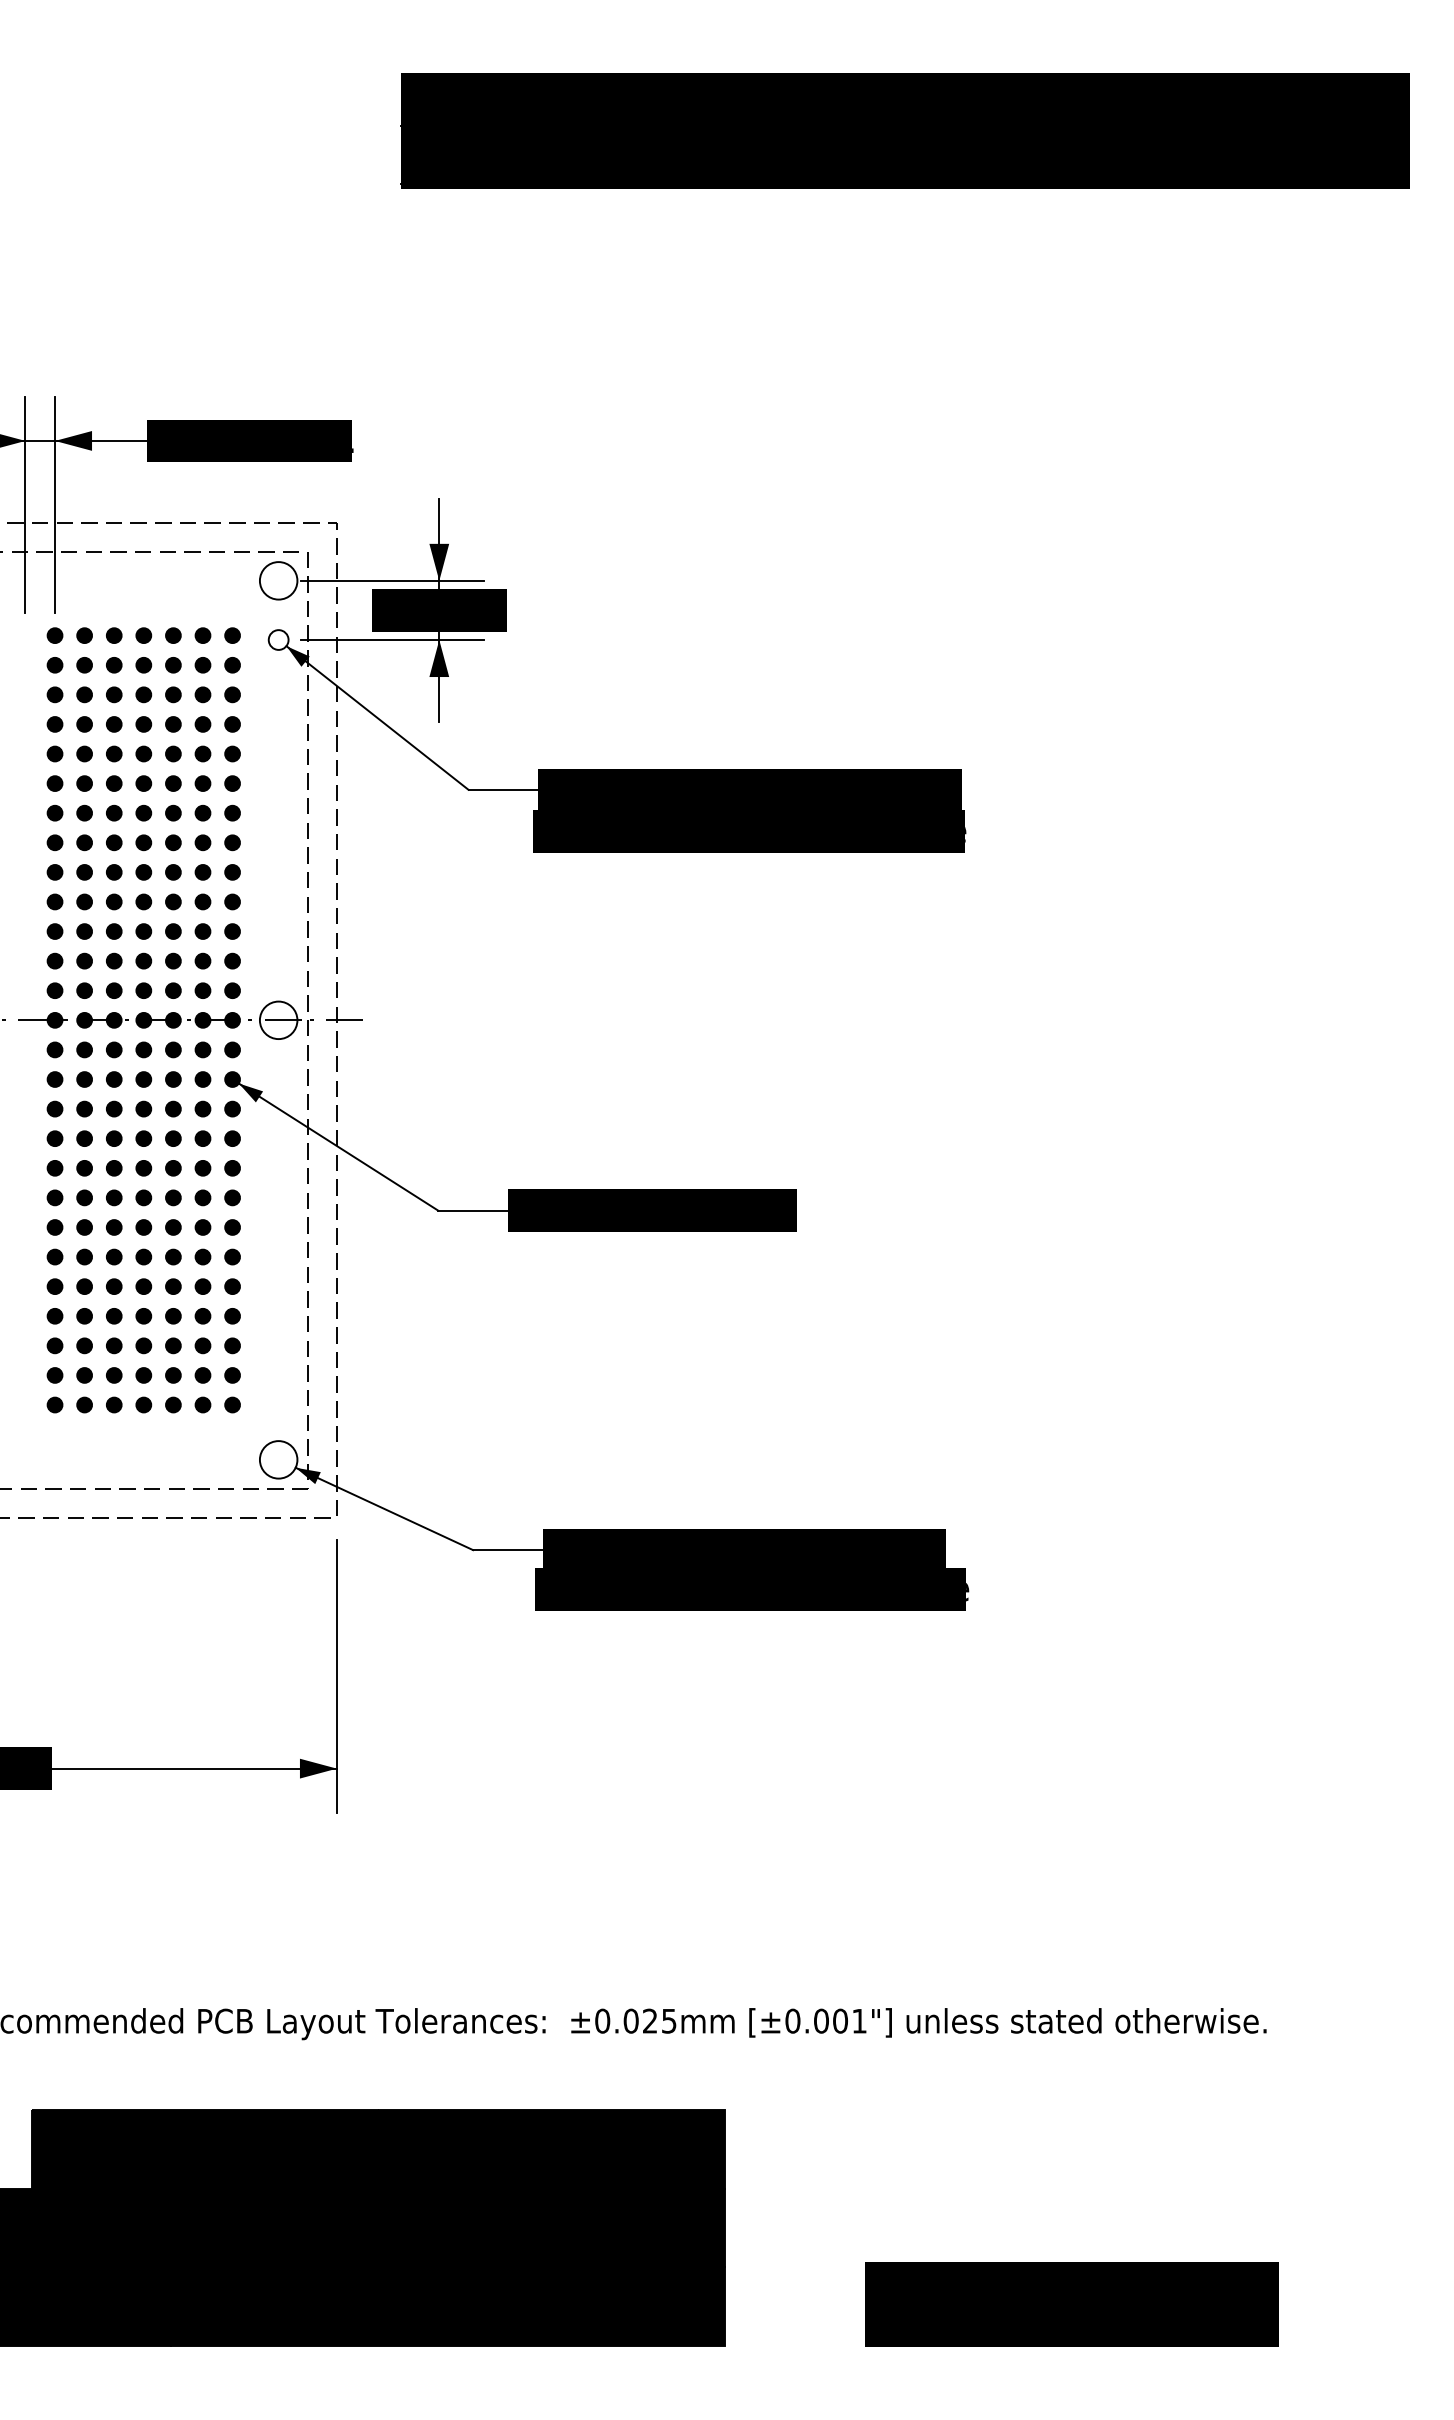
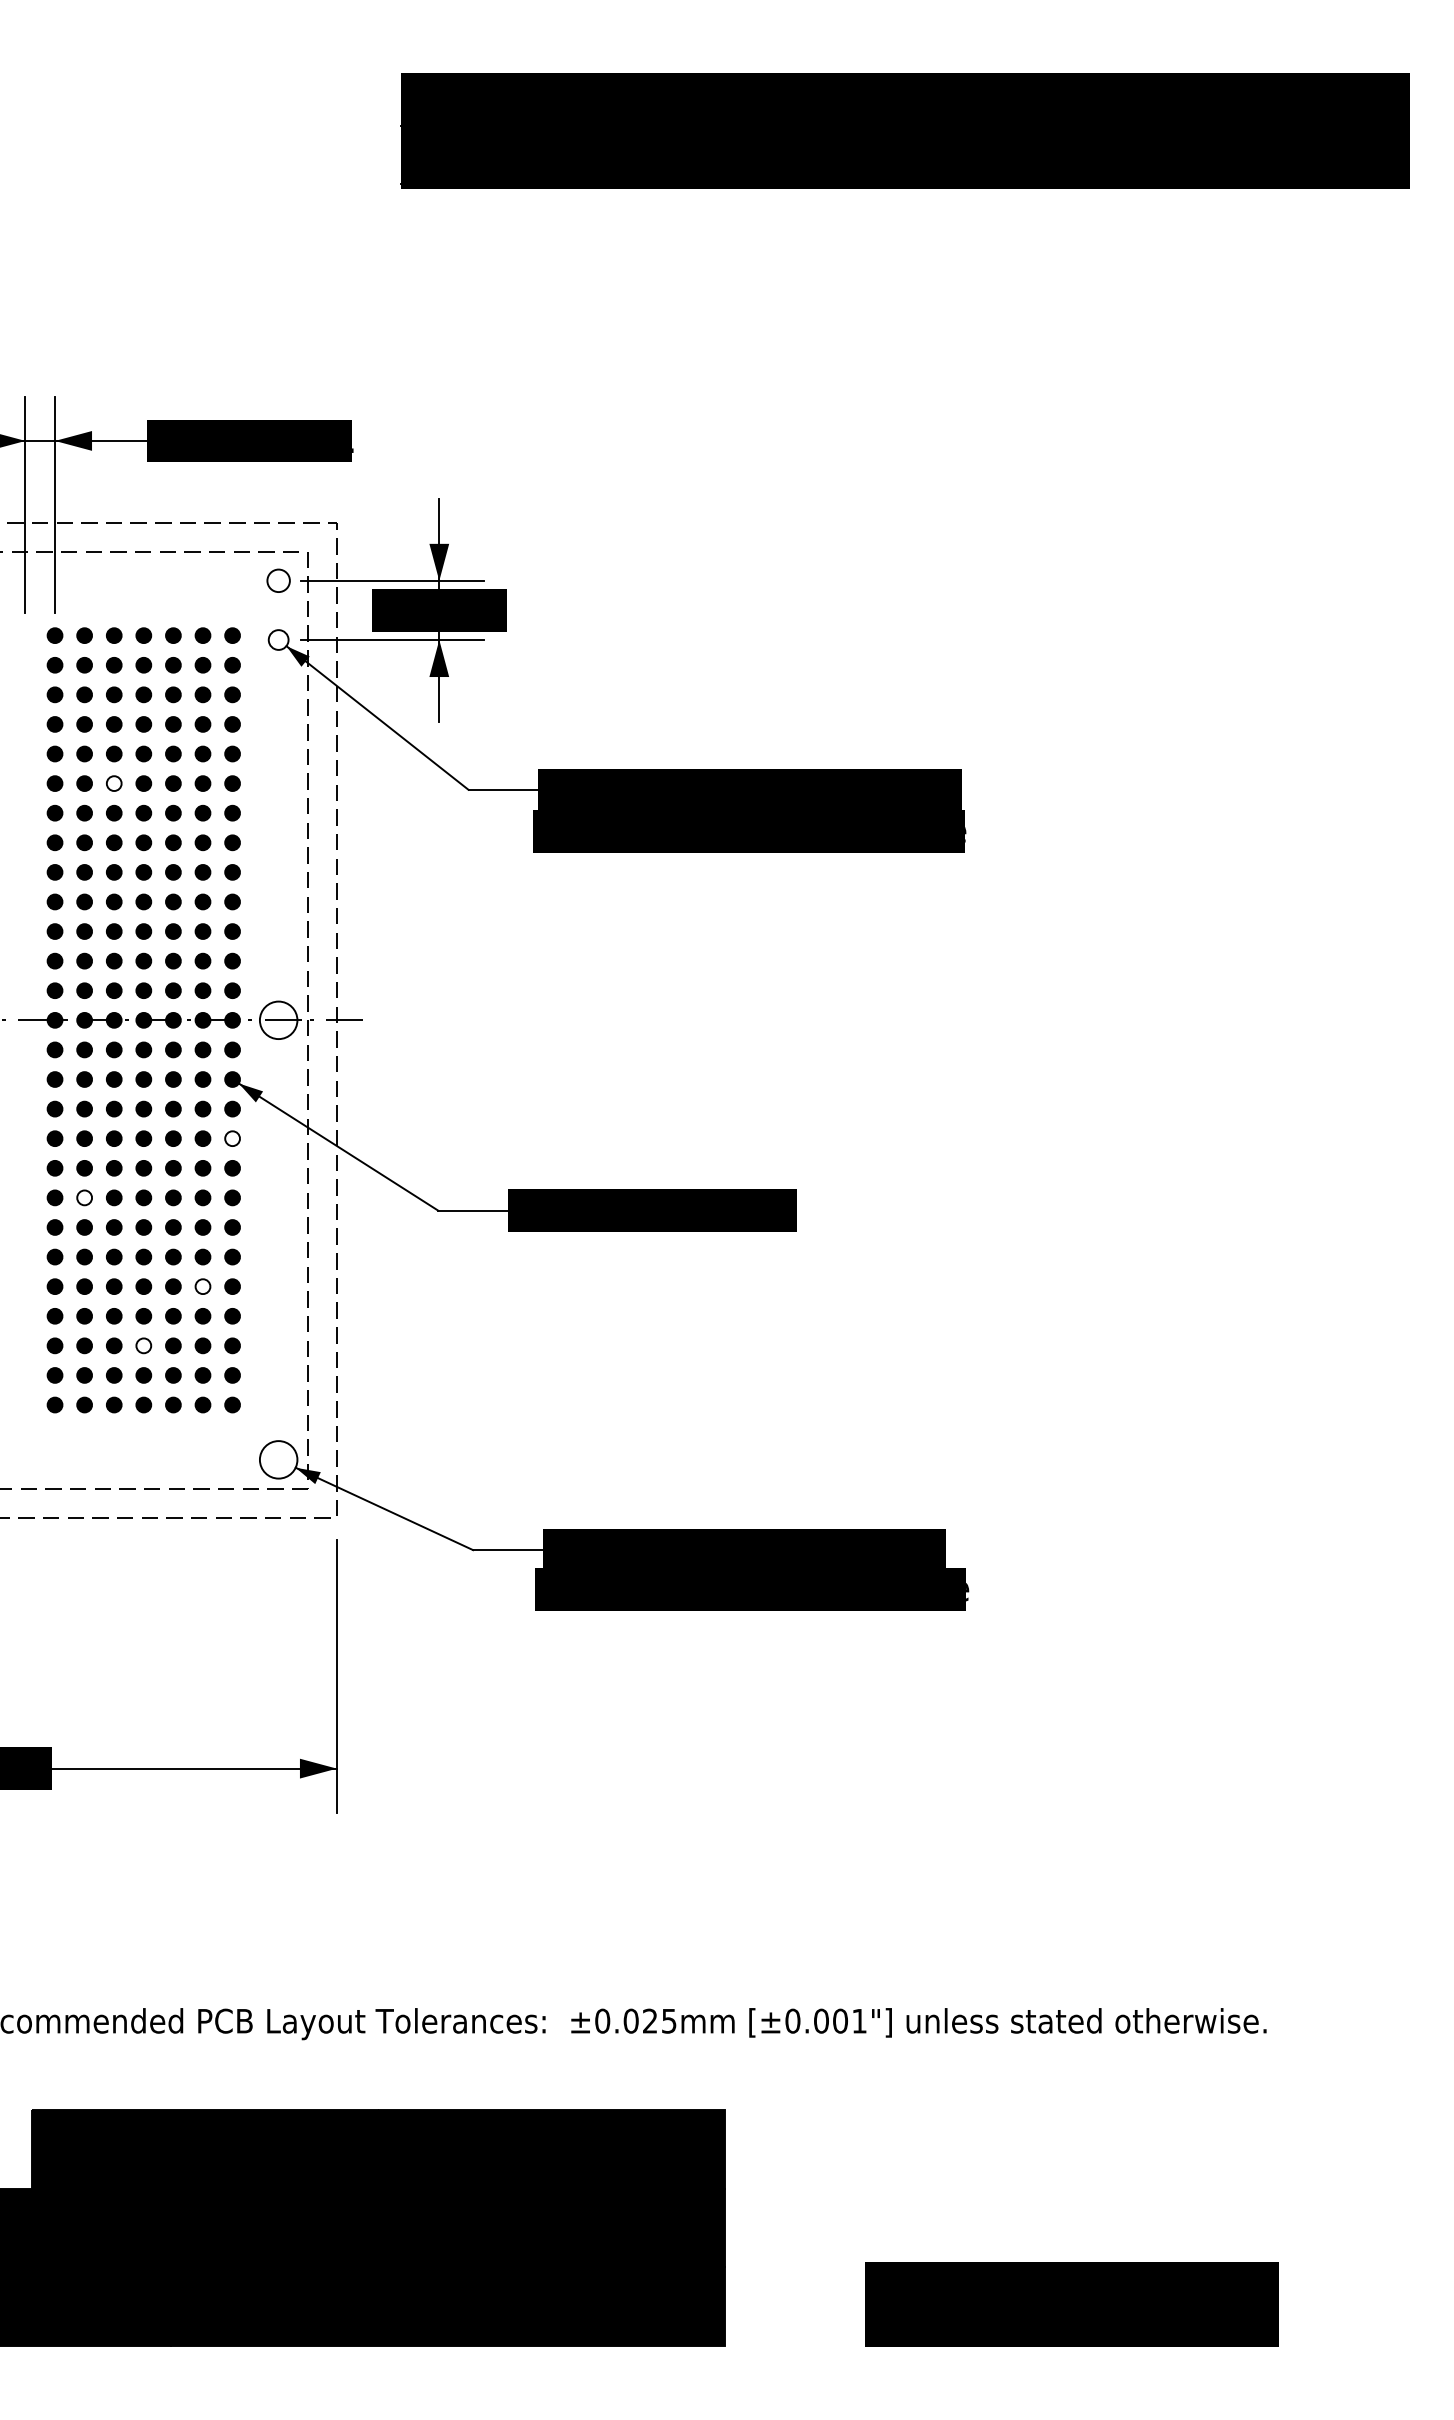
circle diameter: 38 px -> 23 px (278, 580)
fill: present -> none (113, 783)
fill: present -> none (232, 1138)
fill: present -> none (84, 1197)
fill: present -> none (202, 1286)
fill: present -> none (143, 1345)
